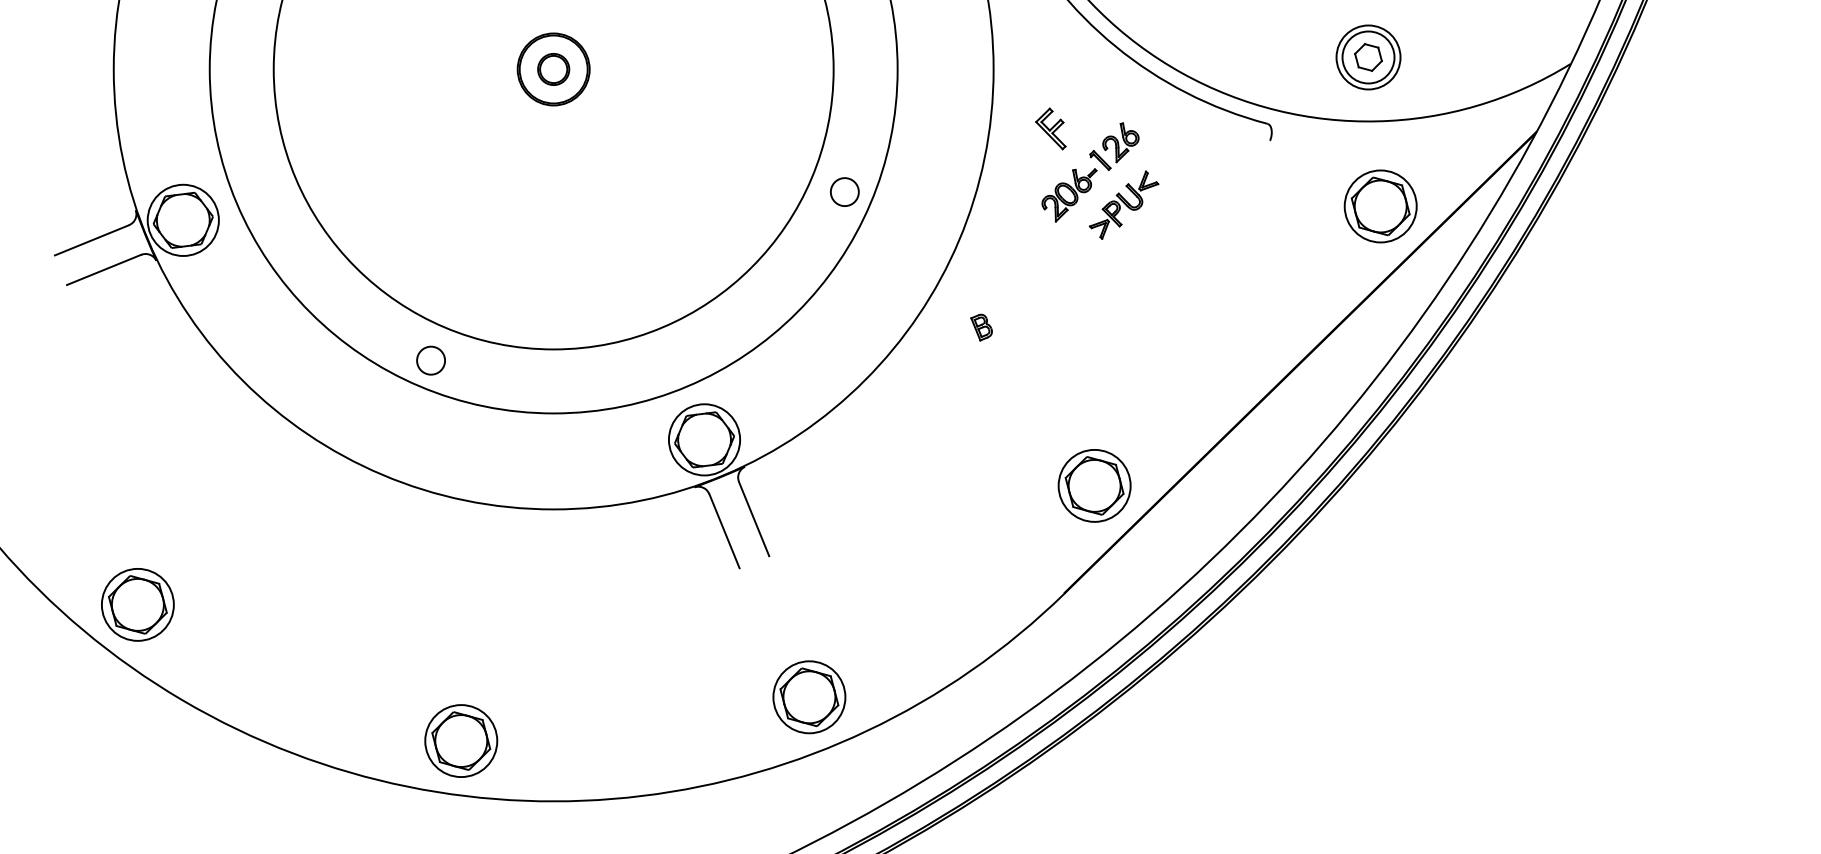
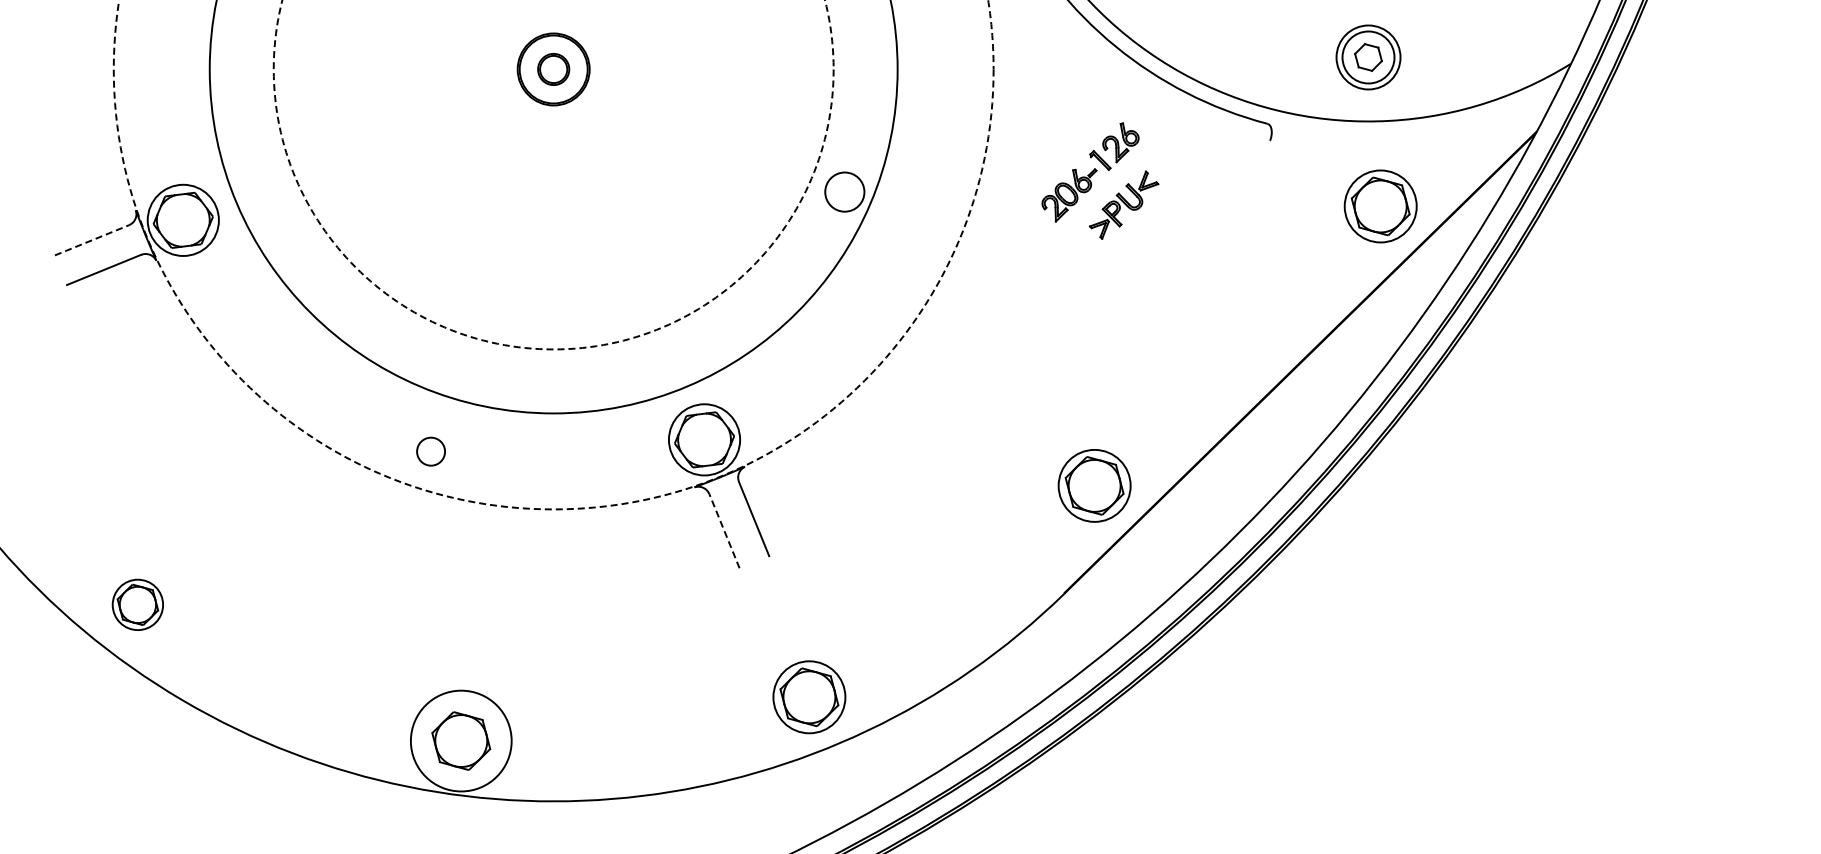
part: present -> none (1050, 128)
circle: solid -> dashed (553, 174)
circle diameter: 28 px -> 39 px (844, 191)
line: solid -> dashed (91, 240)
circle: solid -> dashed (553, 254)
part: present -> none (981, 327)
circle position: (430, 360) -> (430, 451) (430, 451)
line: solid -> dashed (724, 531)
part size: 74x74 px -> 53x53 px (137, 604)
circle diameter: 72 px -> 101 px (460, 740)
